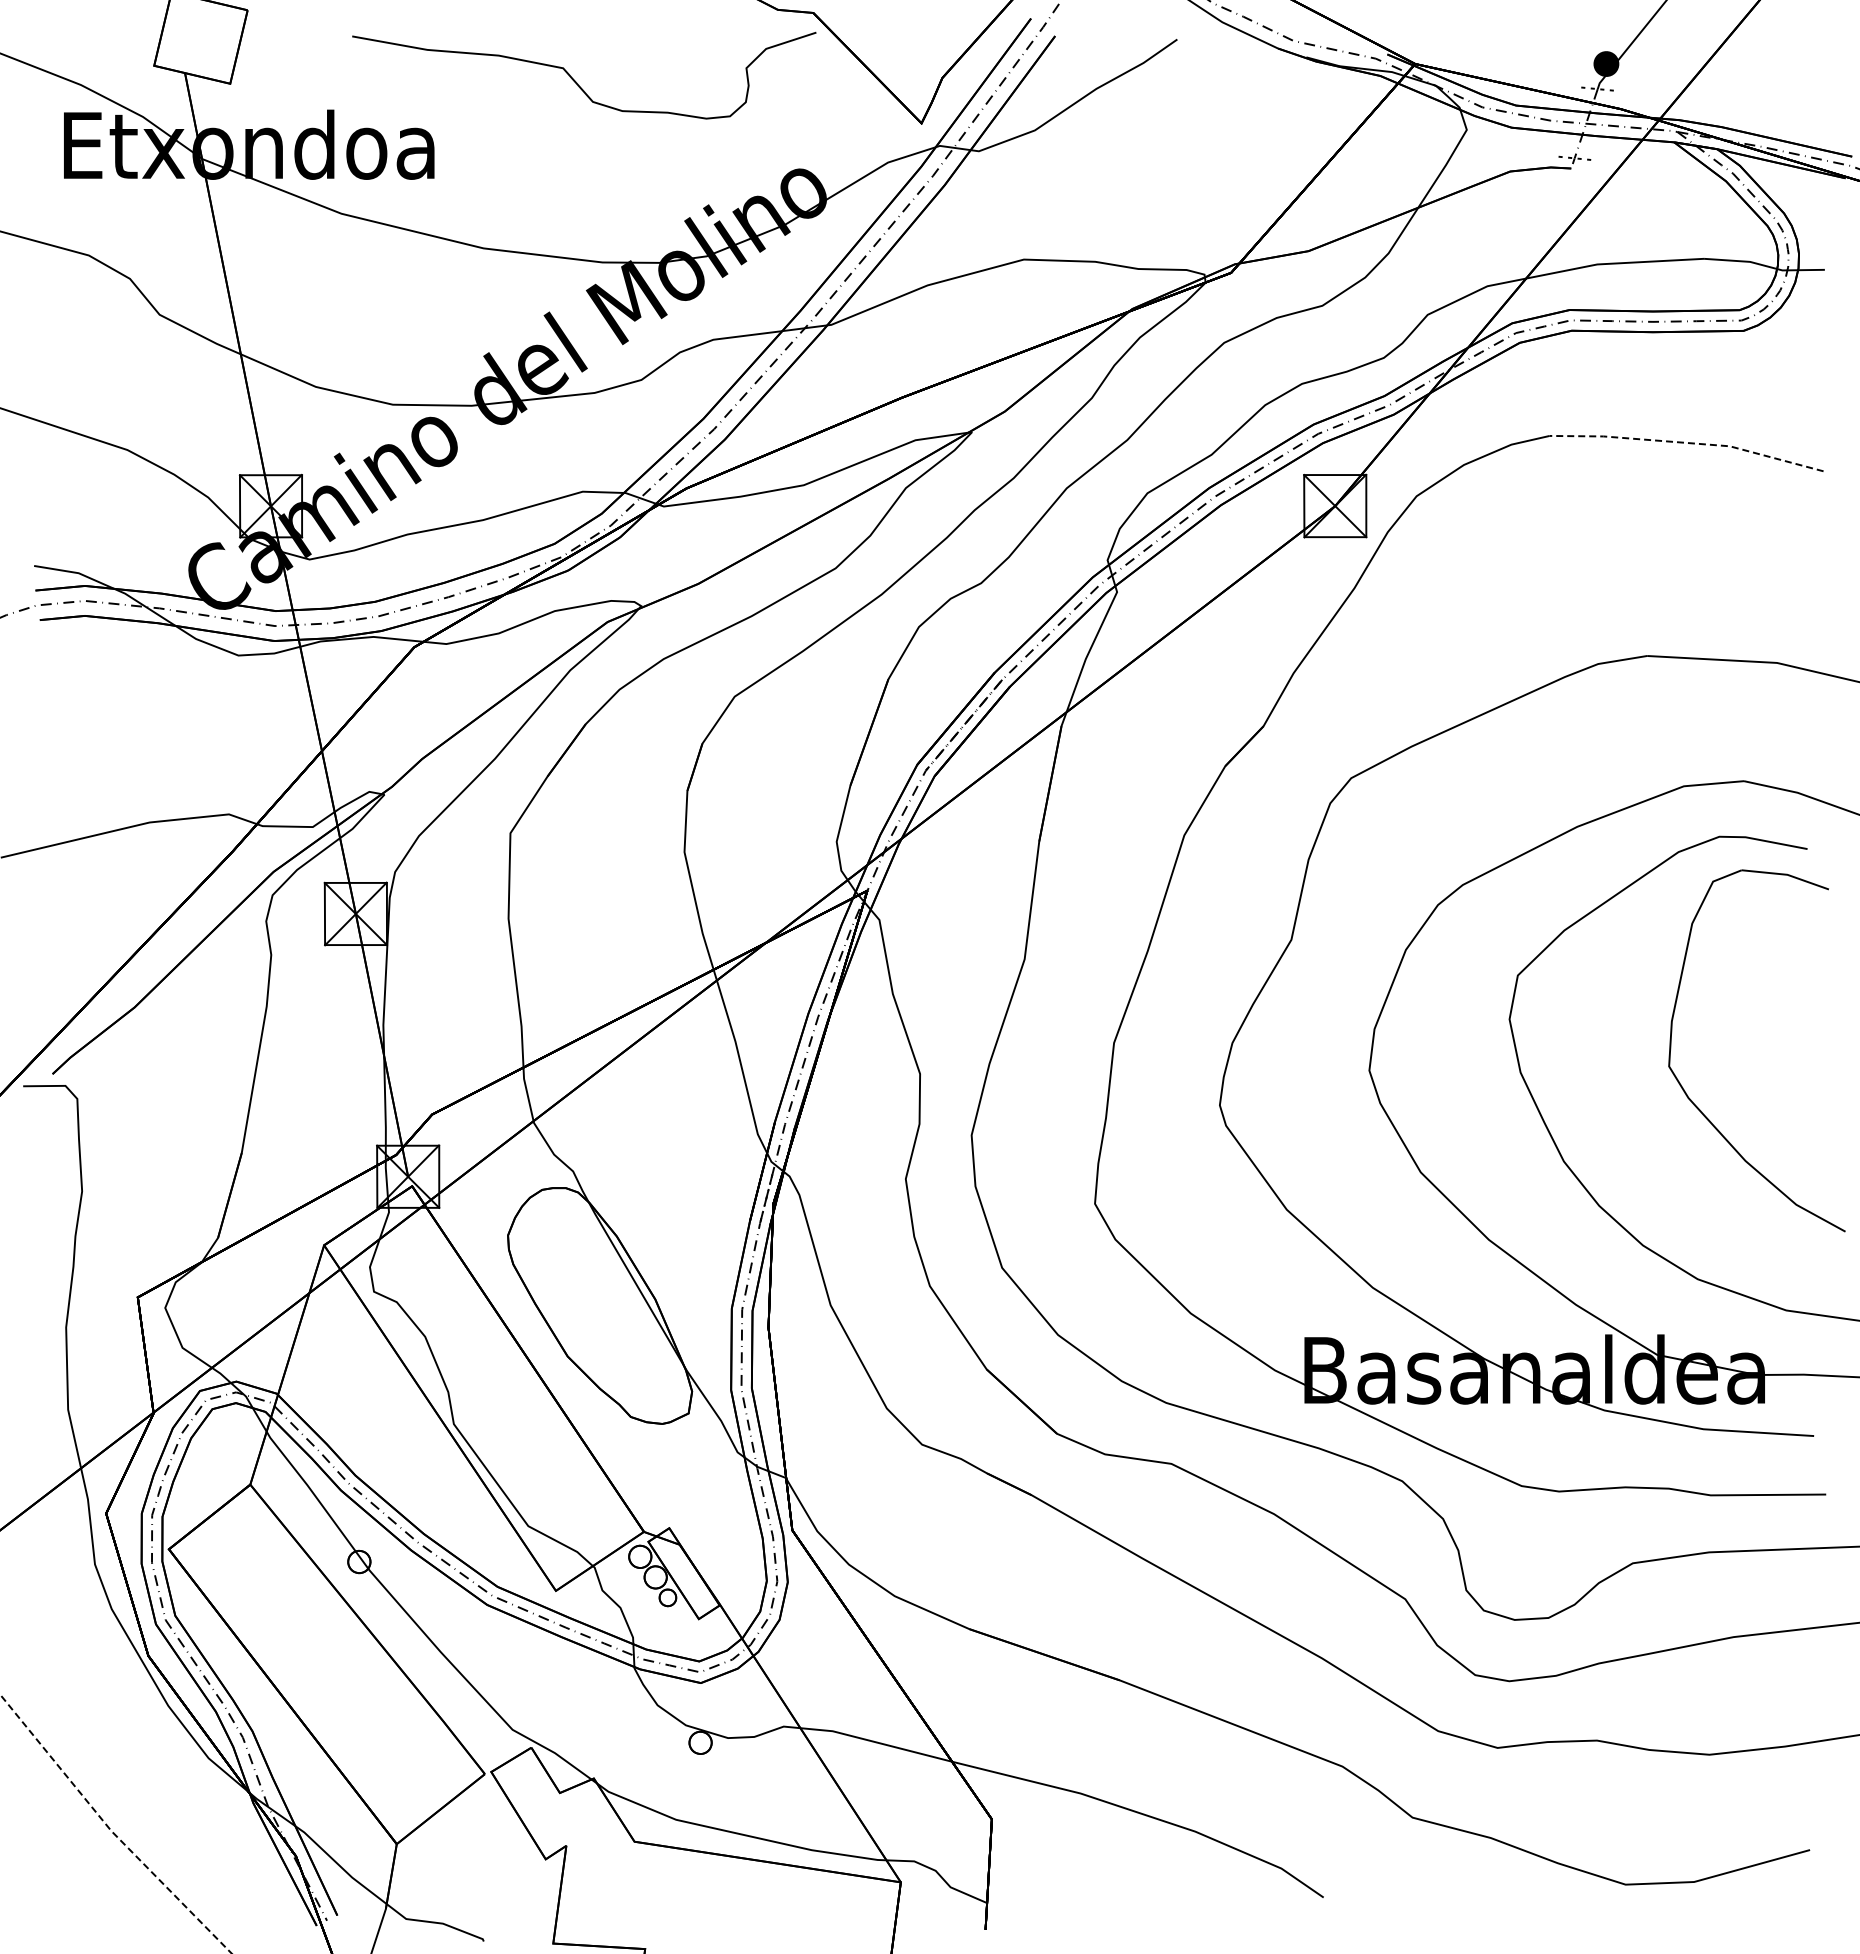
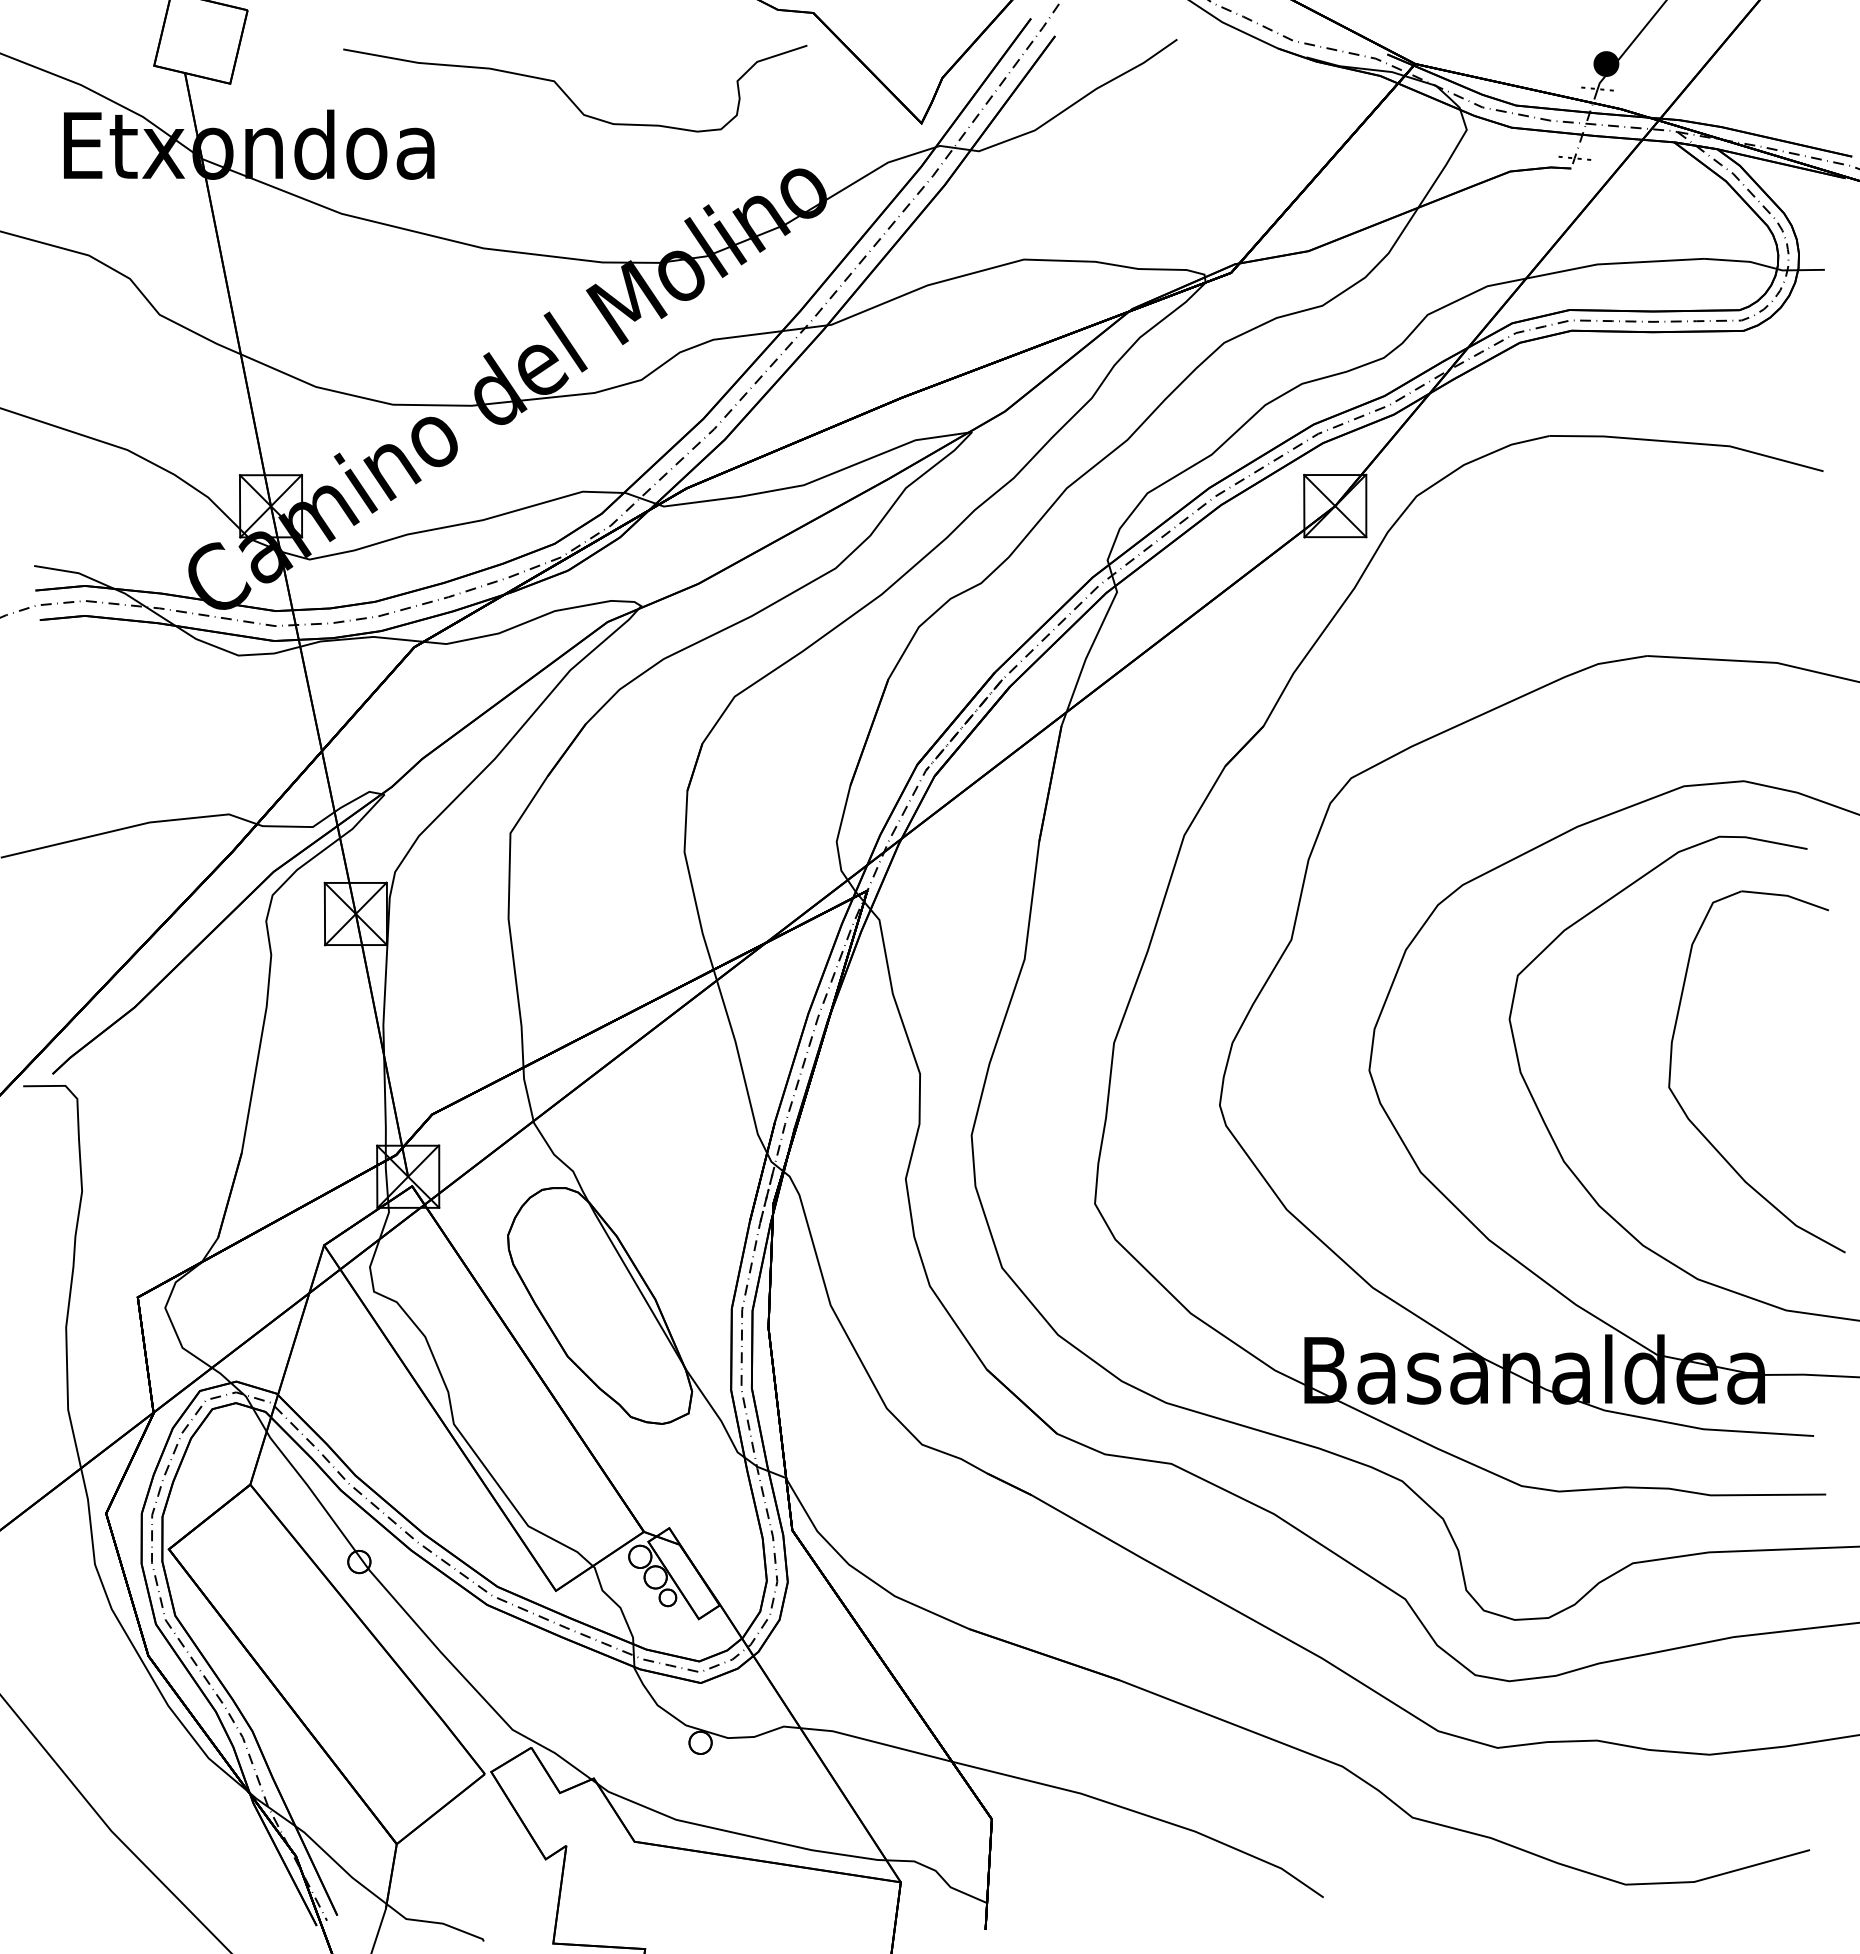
curve position: (577, 82) -> (568, 95) (568, 95)
line: dashed -> solid (1687, 442)
part position: (1698, 1107) -> (1698, 1128) (1698, 1128)
line: dashed -> solid (110, 1829)
